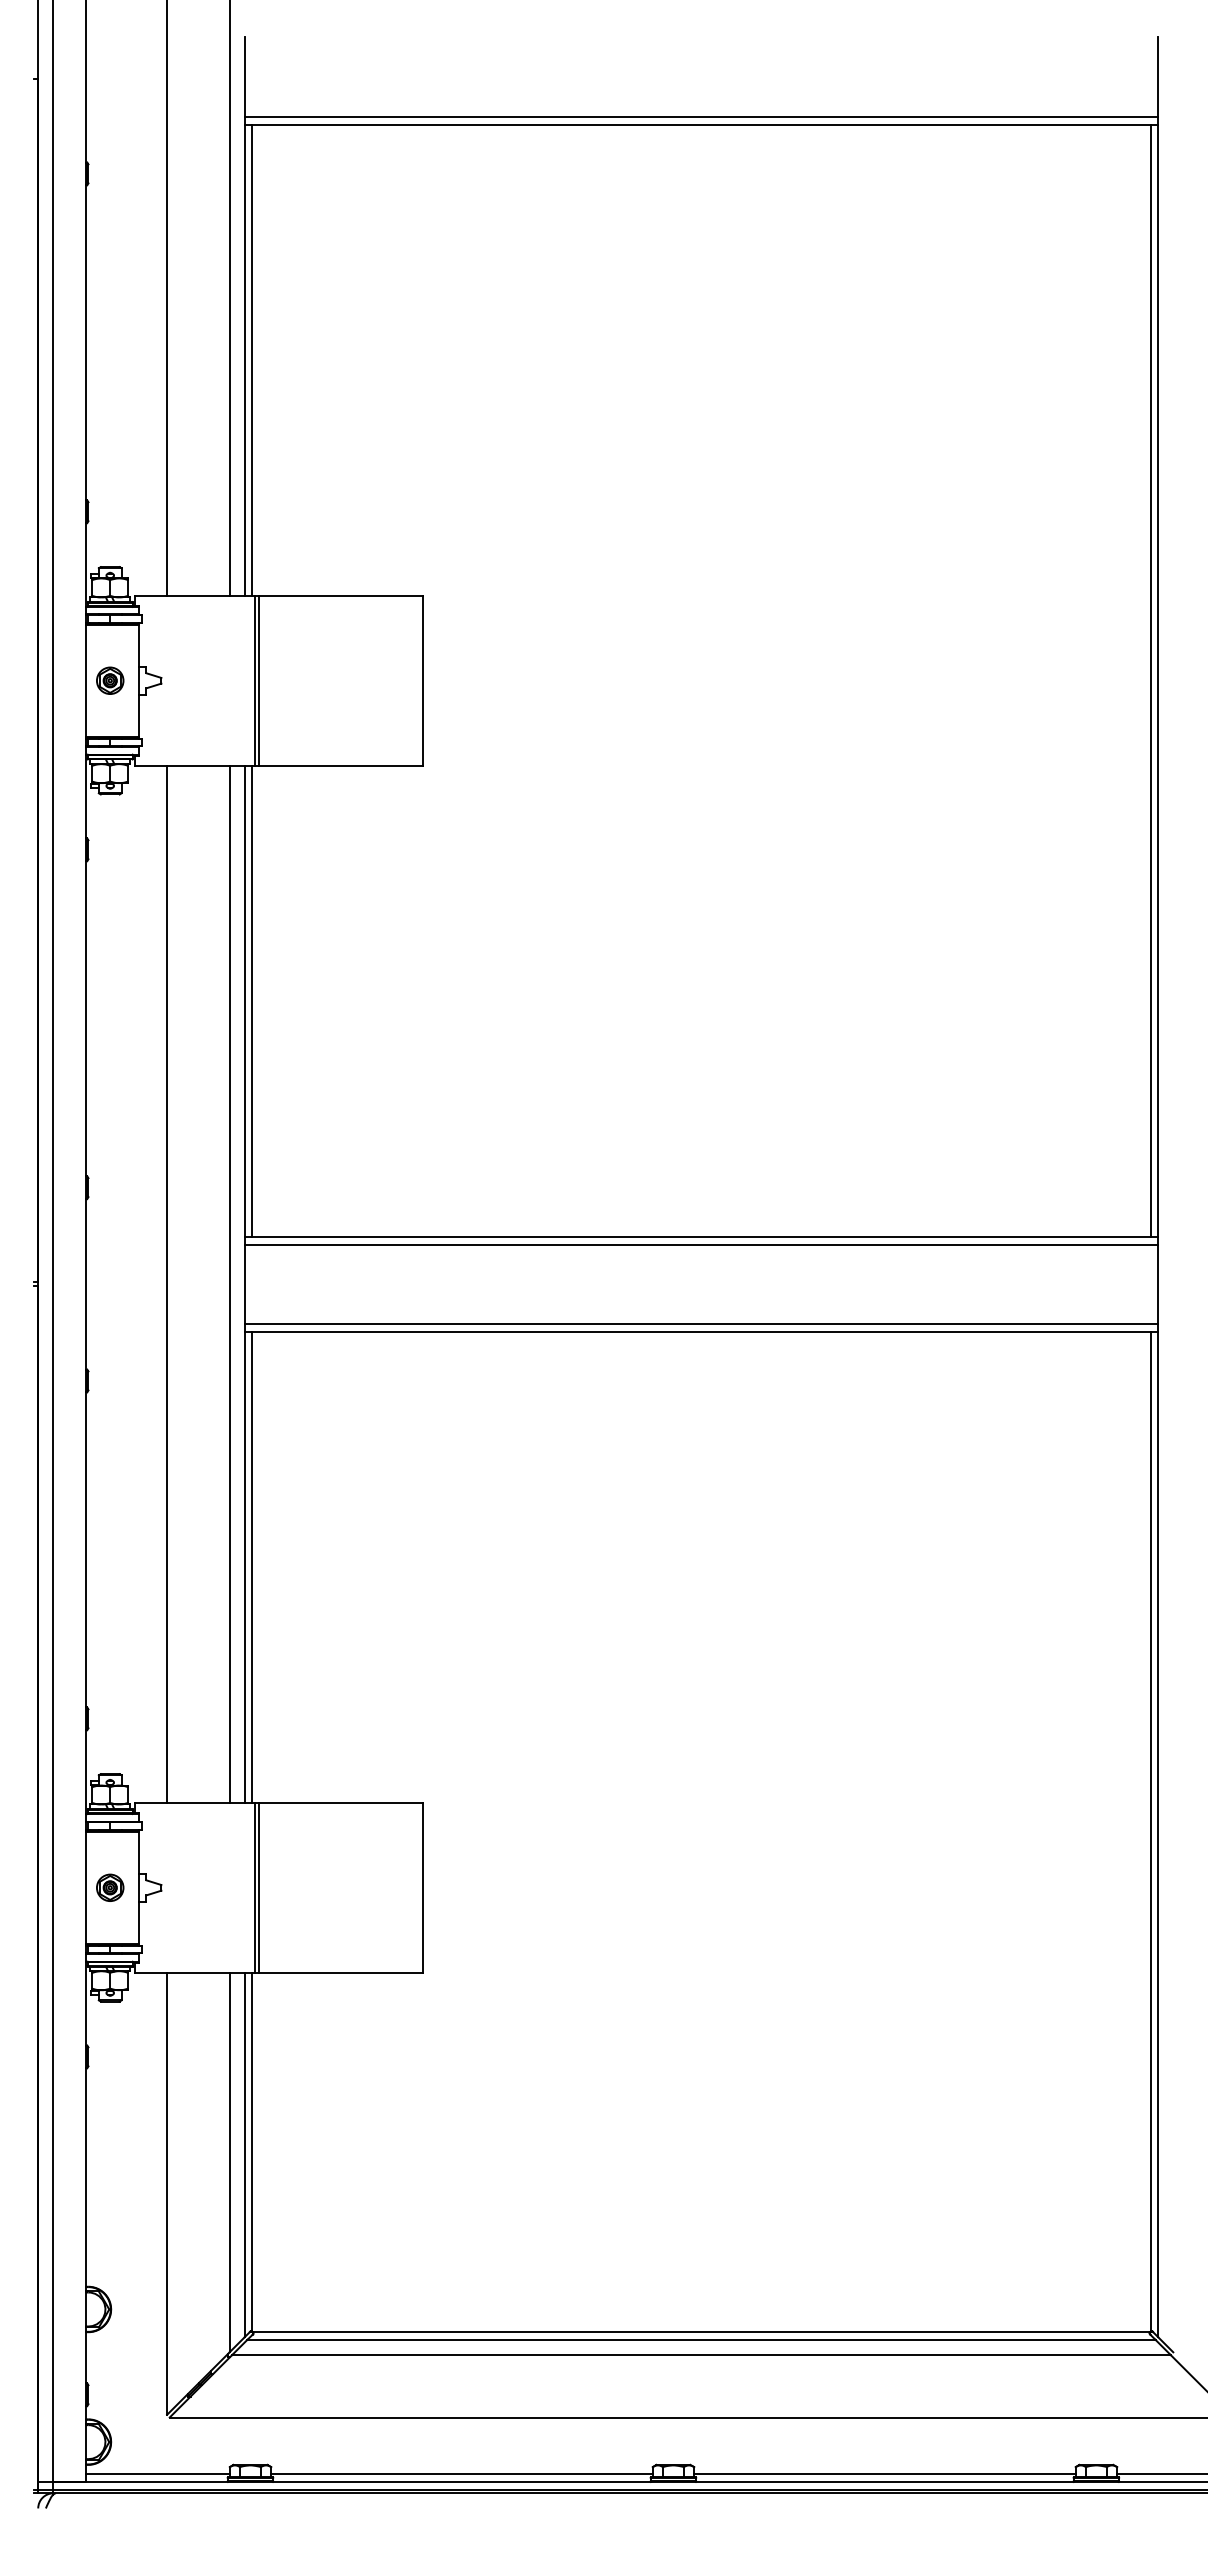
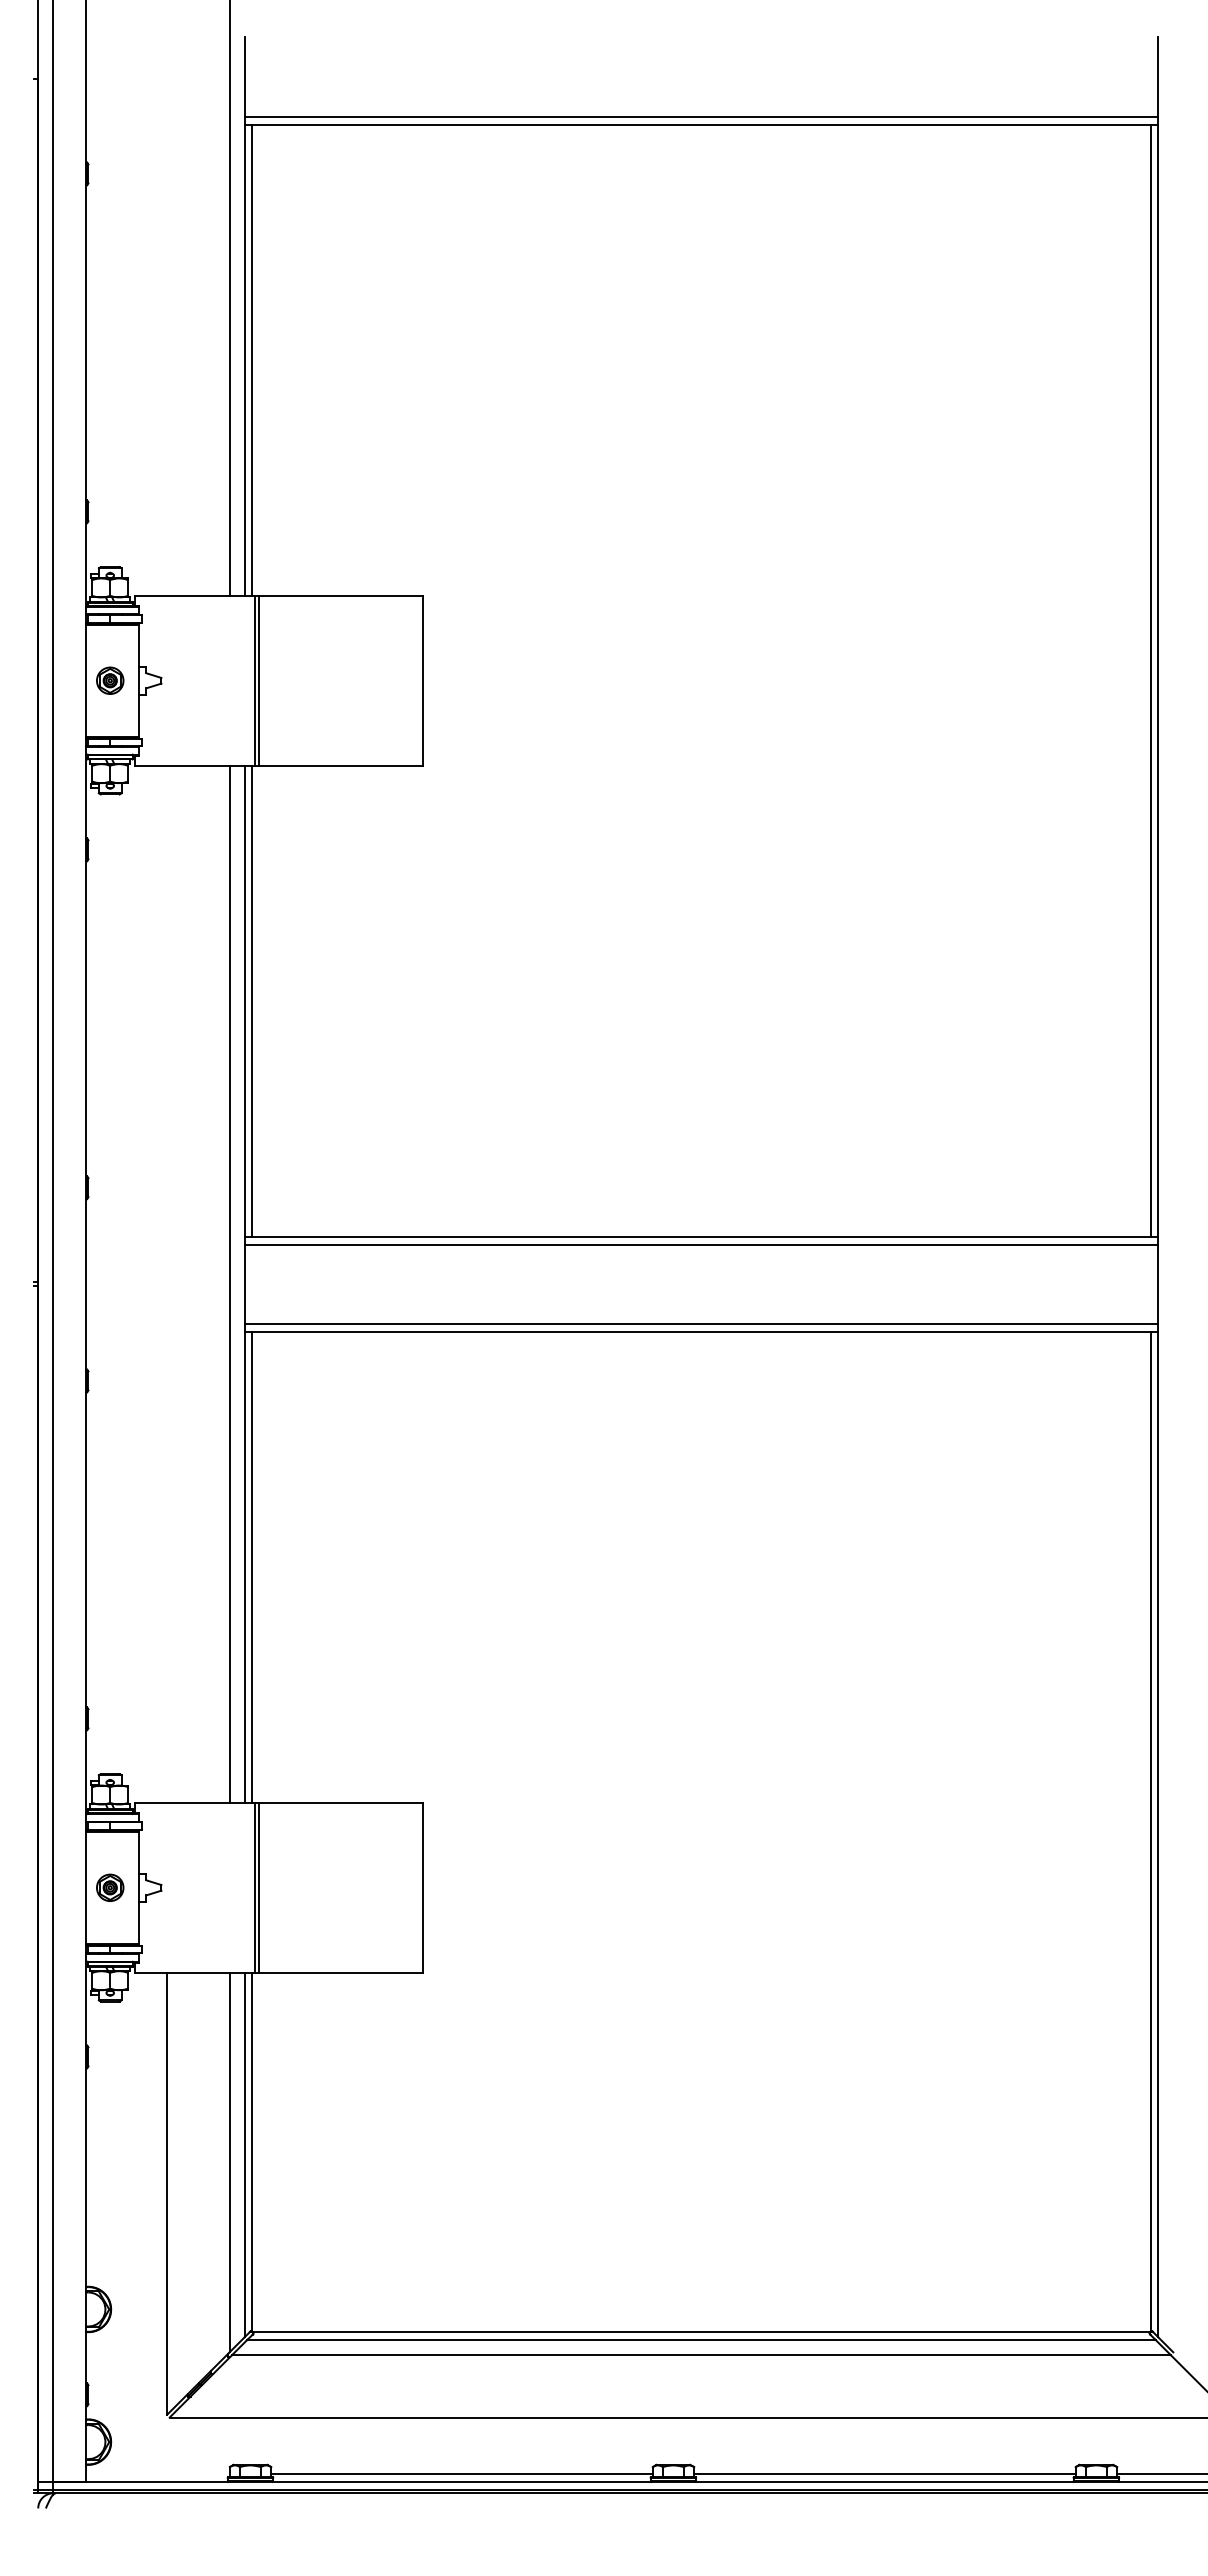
line: present -> none (167, 298)
line: present -> none (167, 1284)
line: present -> none (157, 2474)
